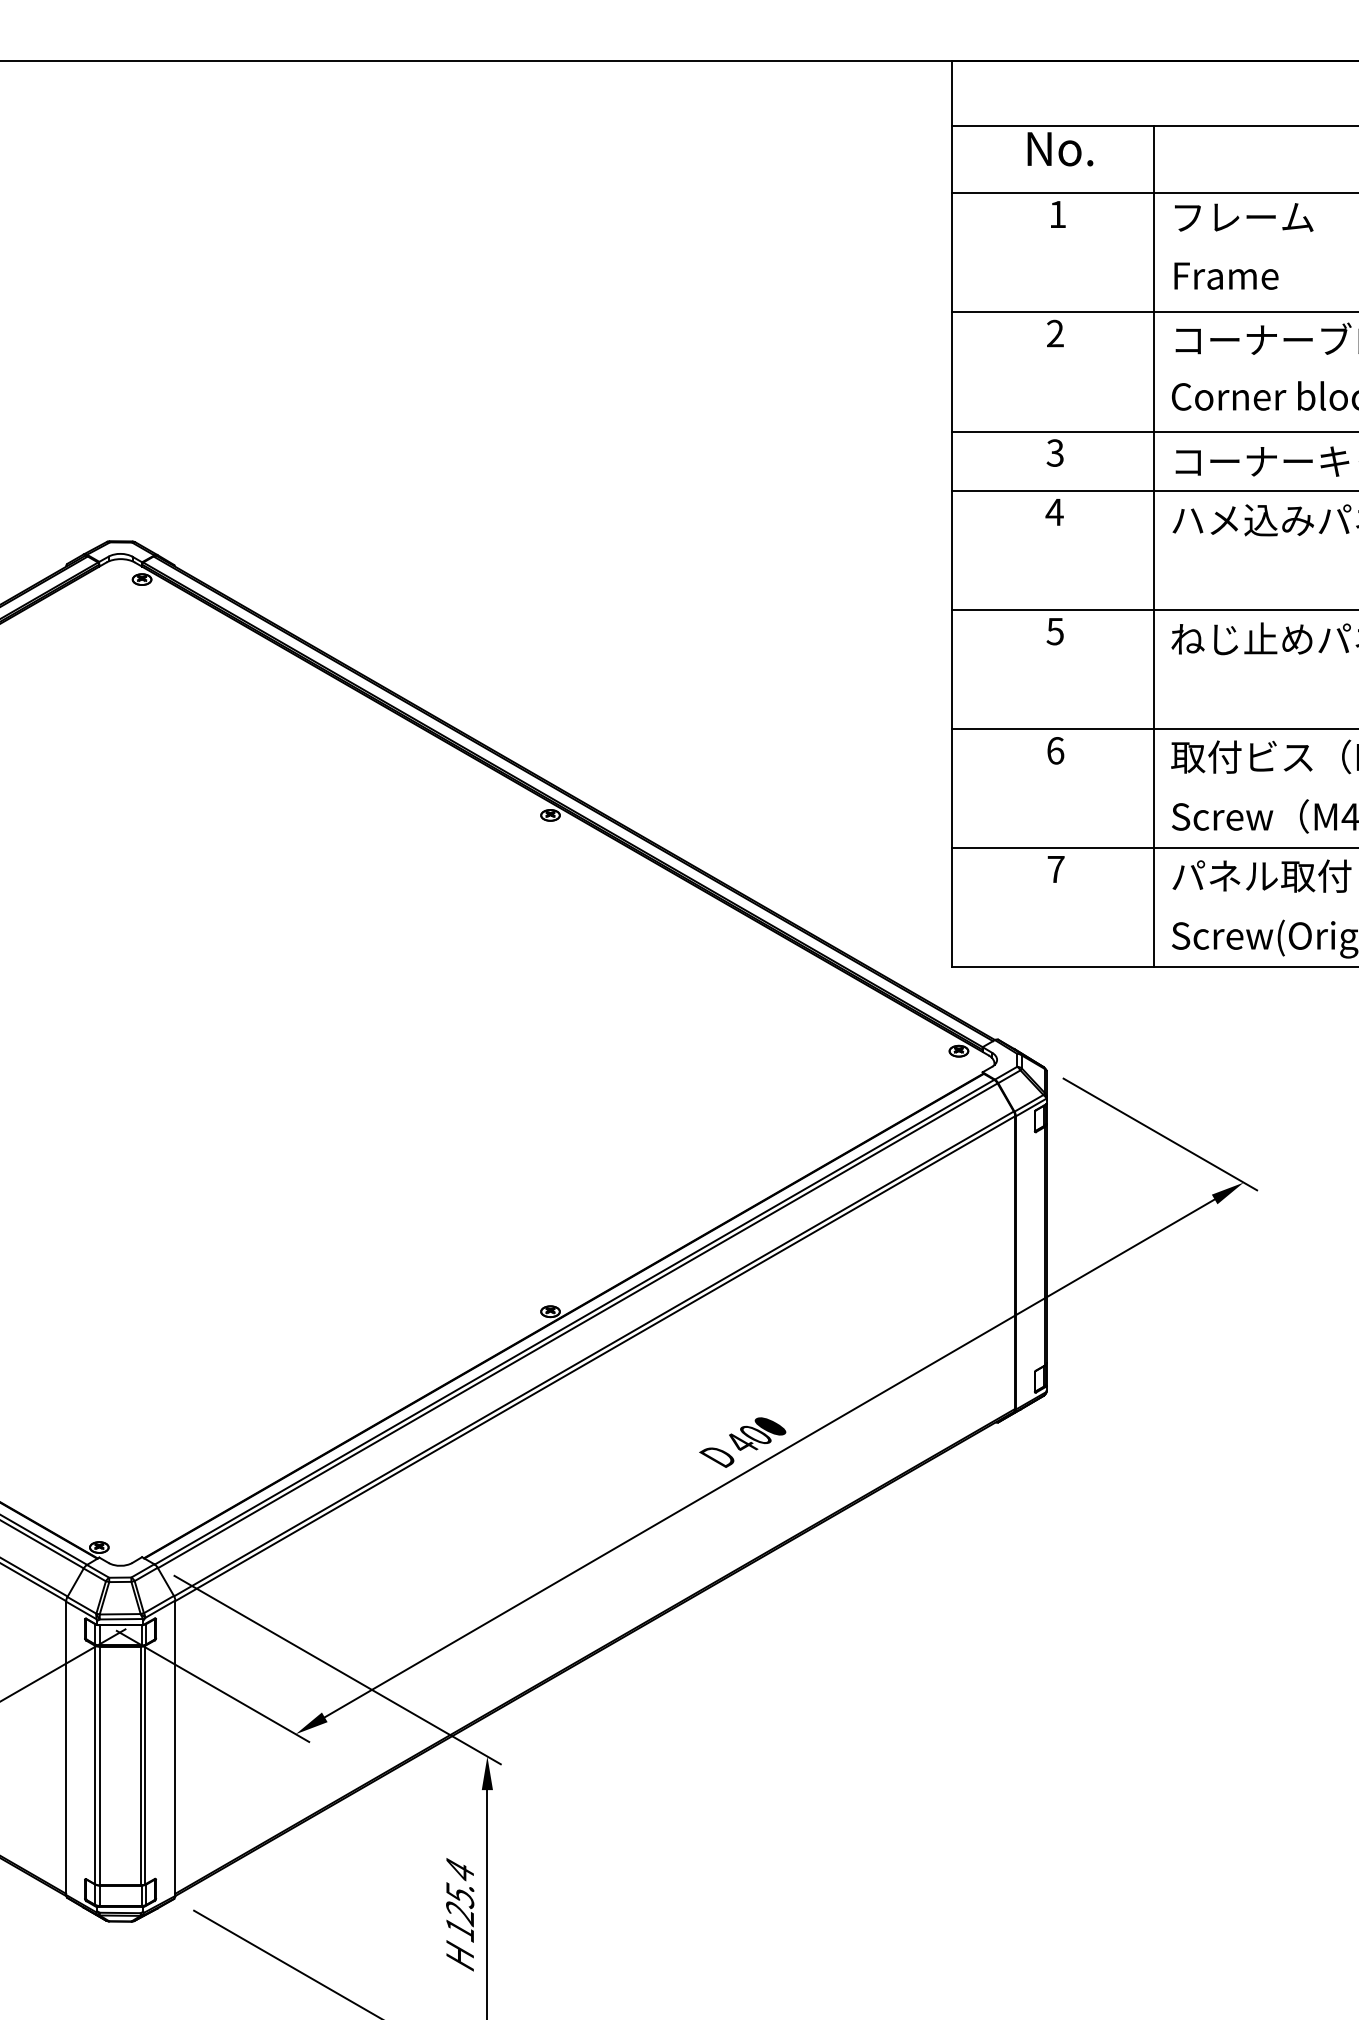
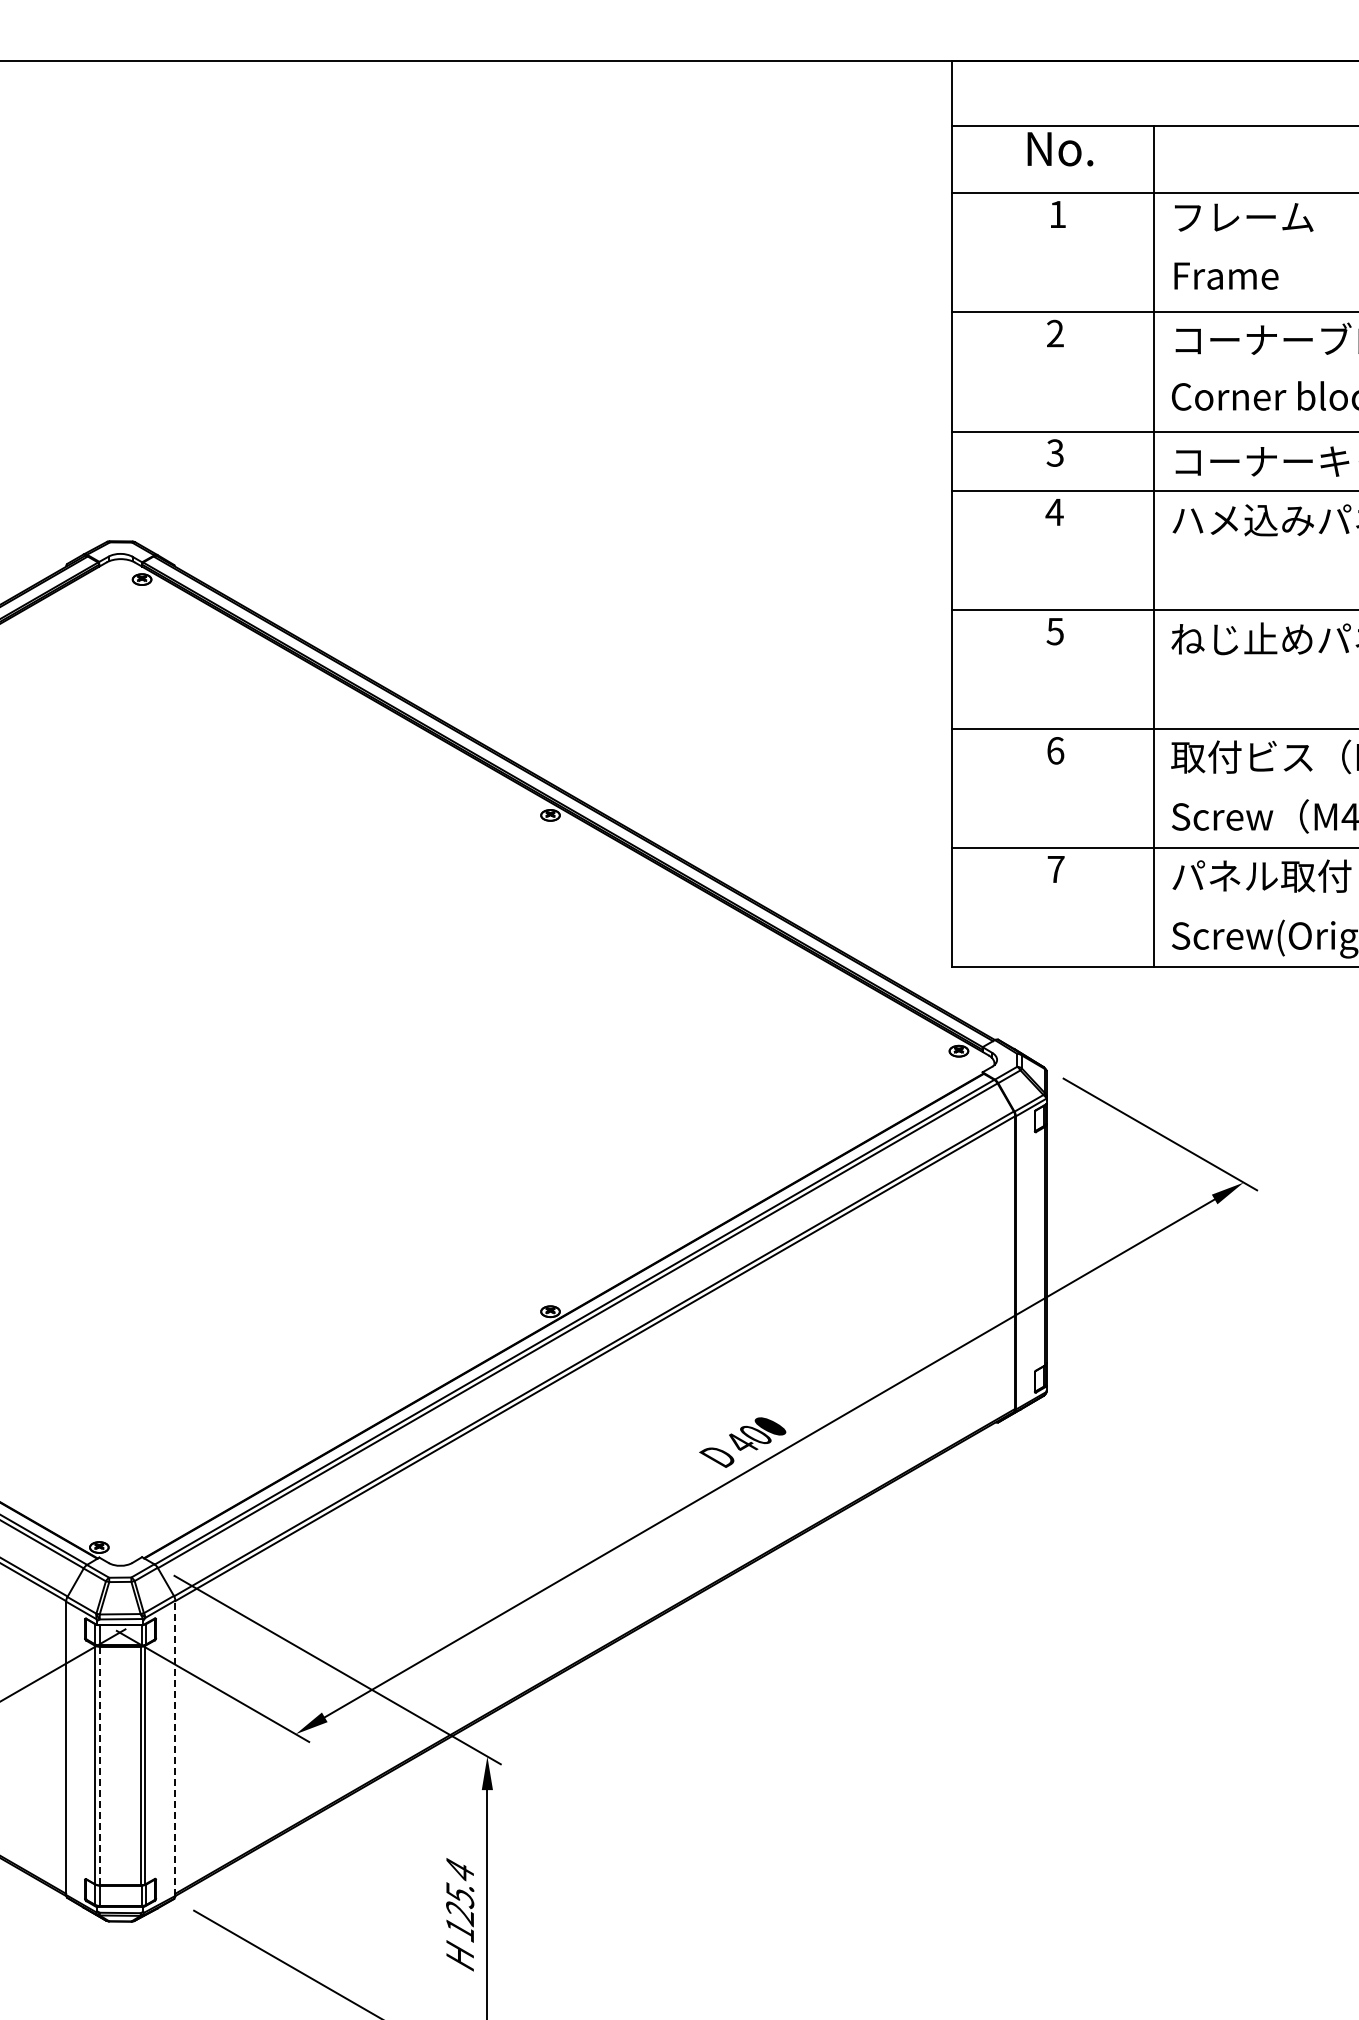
line: solid -> dashed (175, 1748)
line: solid -> dashed (99, 1765)
